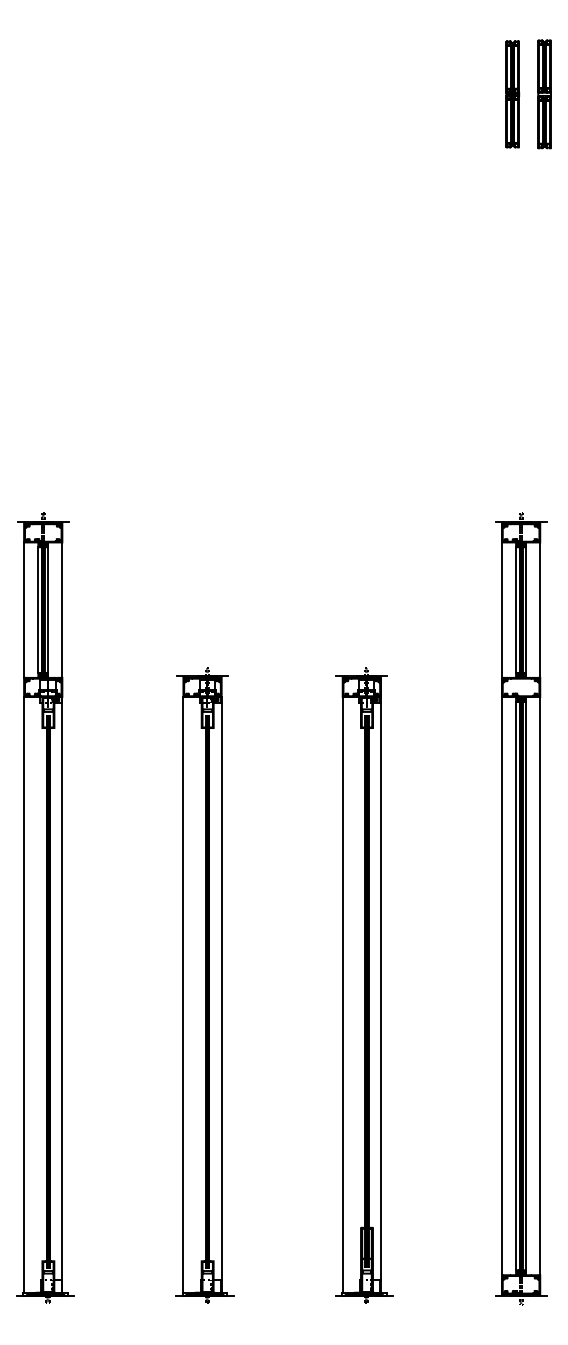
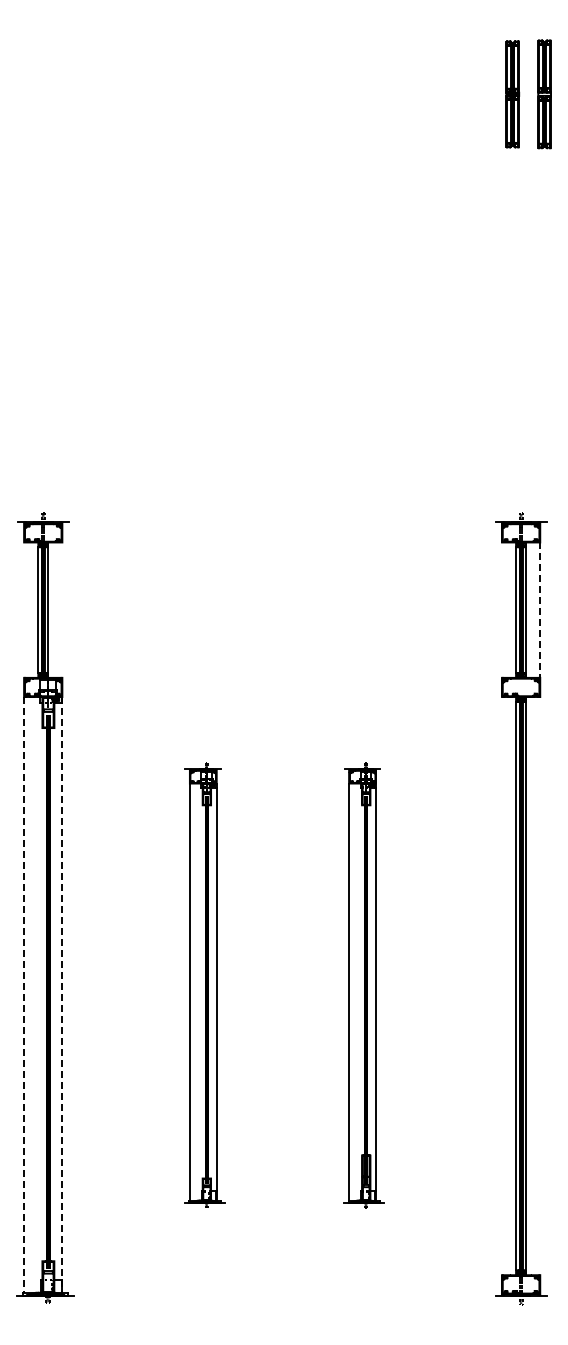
line: present -> none (24, 609)
line: present -> none (62, 609)
line: present -> none (502, 609)
line: solid -> dashed (540, 610)
part size: 60x637 px -> 42x446 px (204, 984)
part size: 59x637 px -> 42x447 px (363, 985)
line: present -> none (502, 985)
line: present -> none (540, 985)
line: solid -> dashed (24, 994)
line: solid -> dashed (62, 994)
